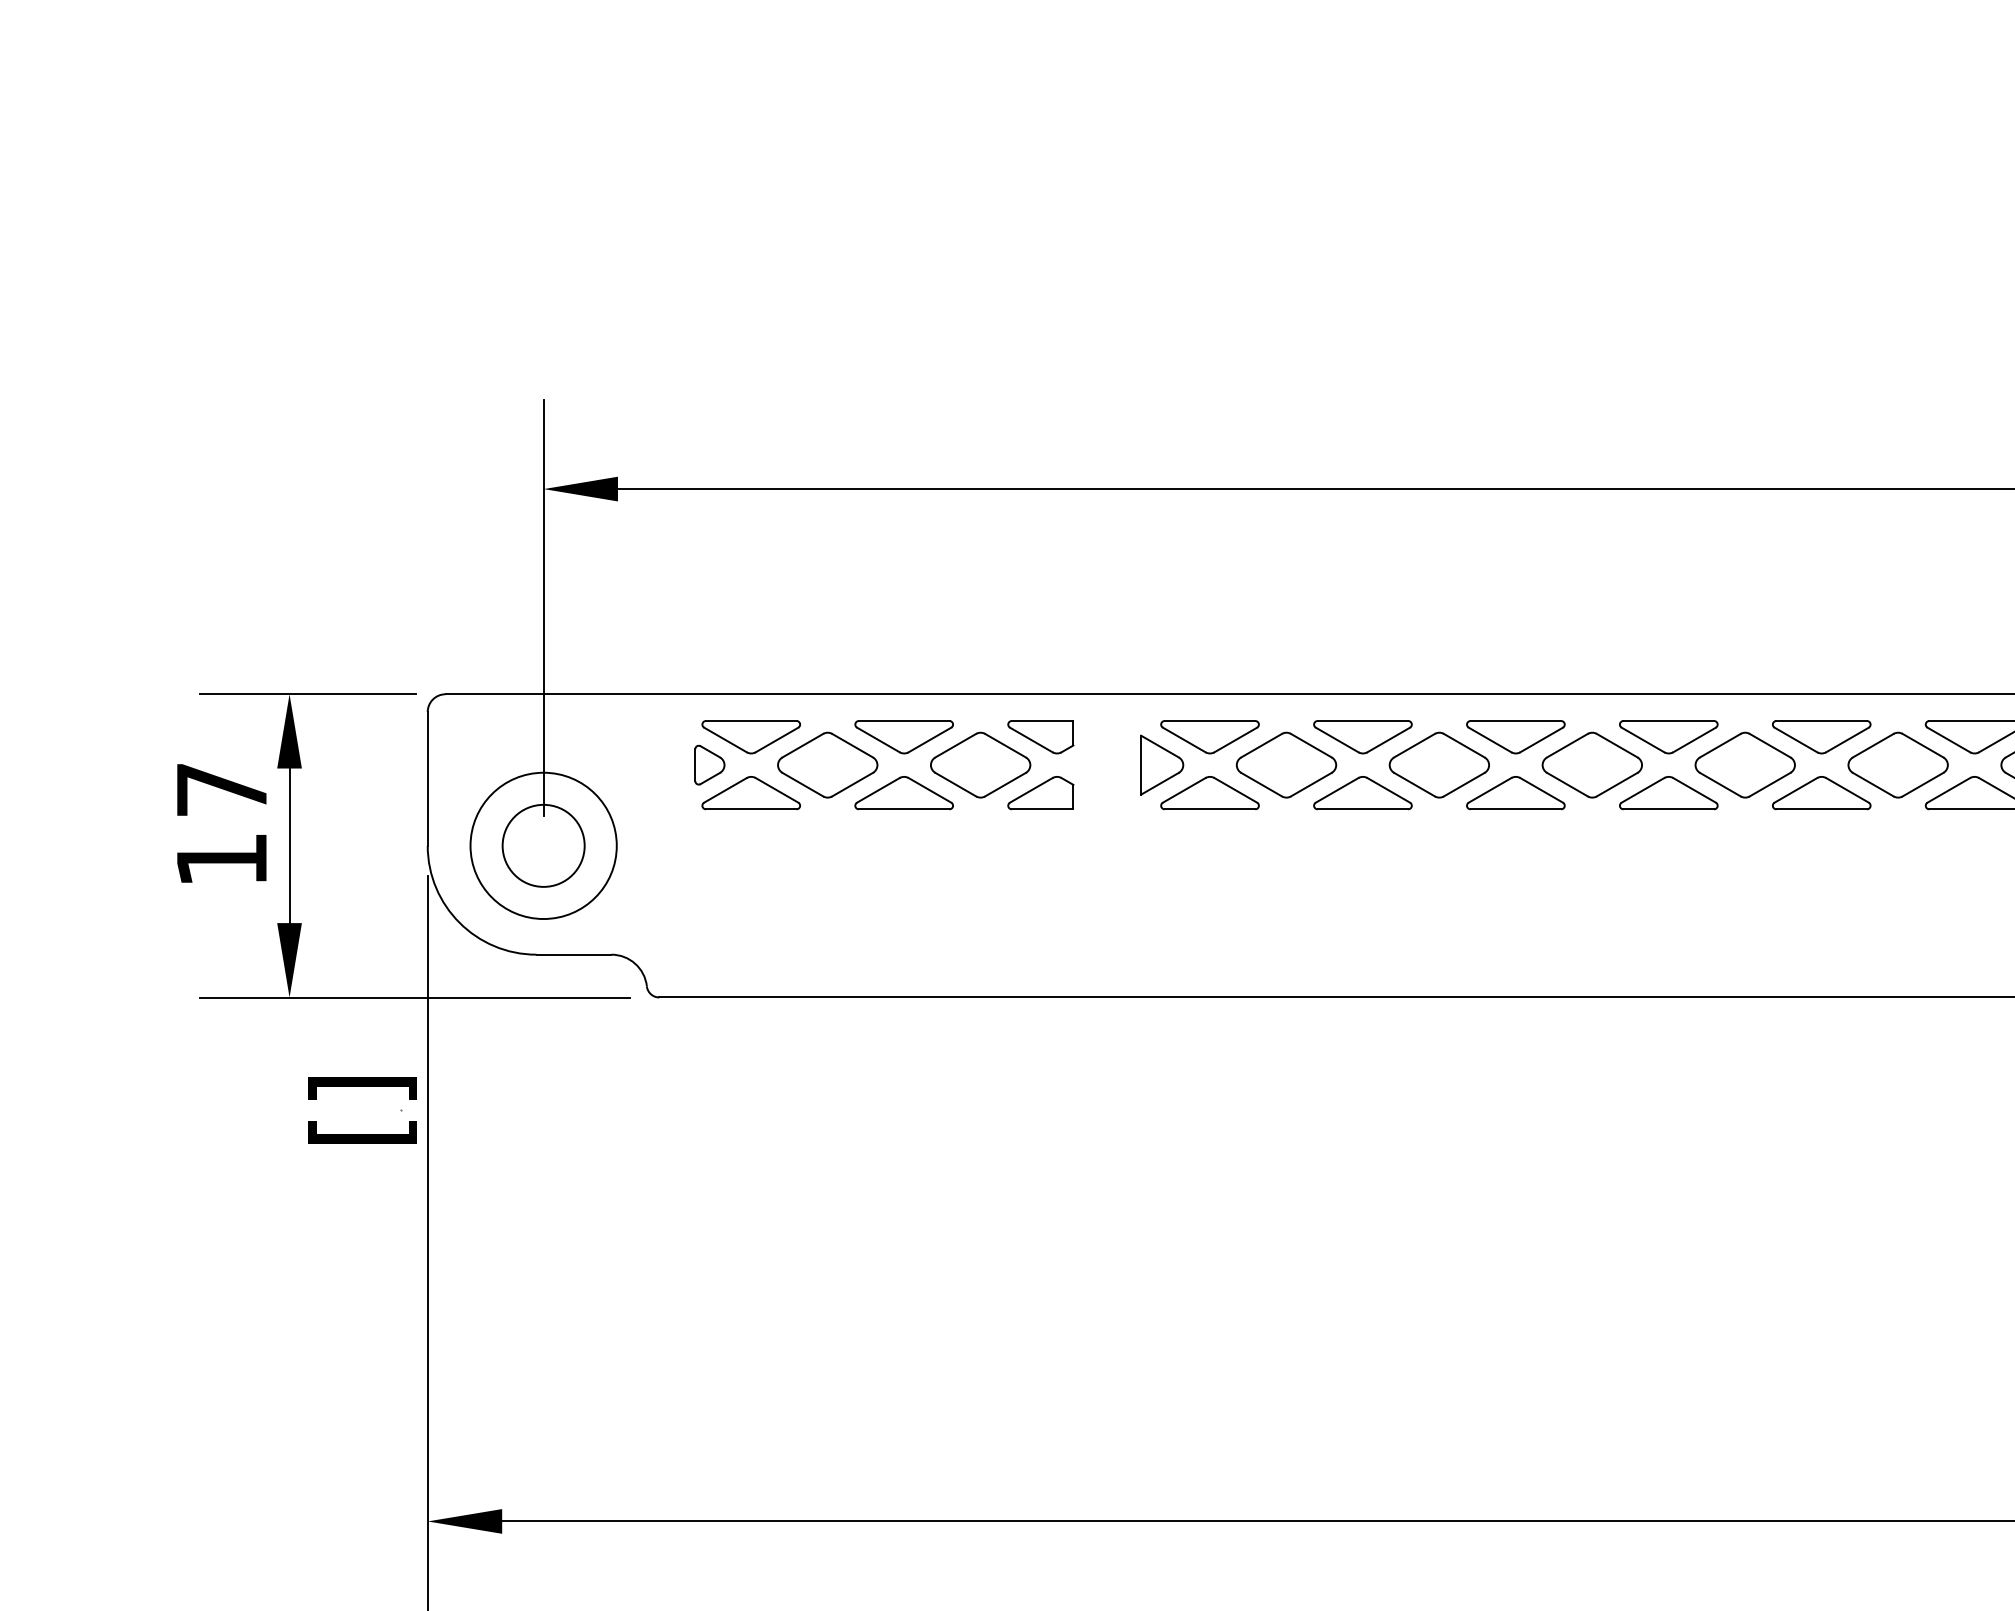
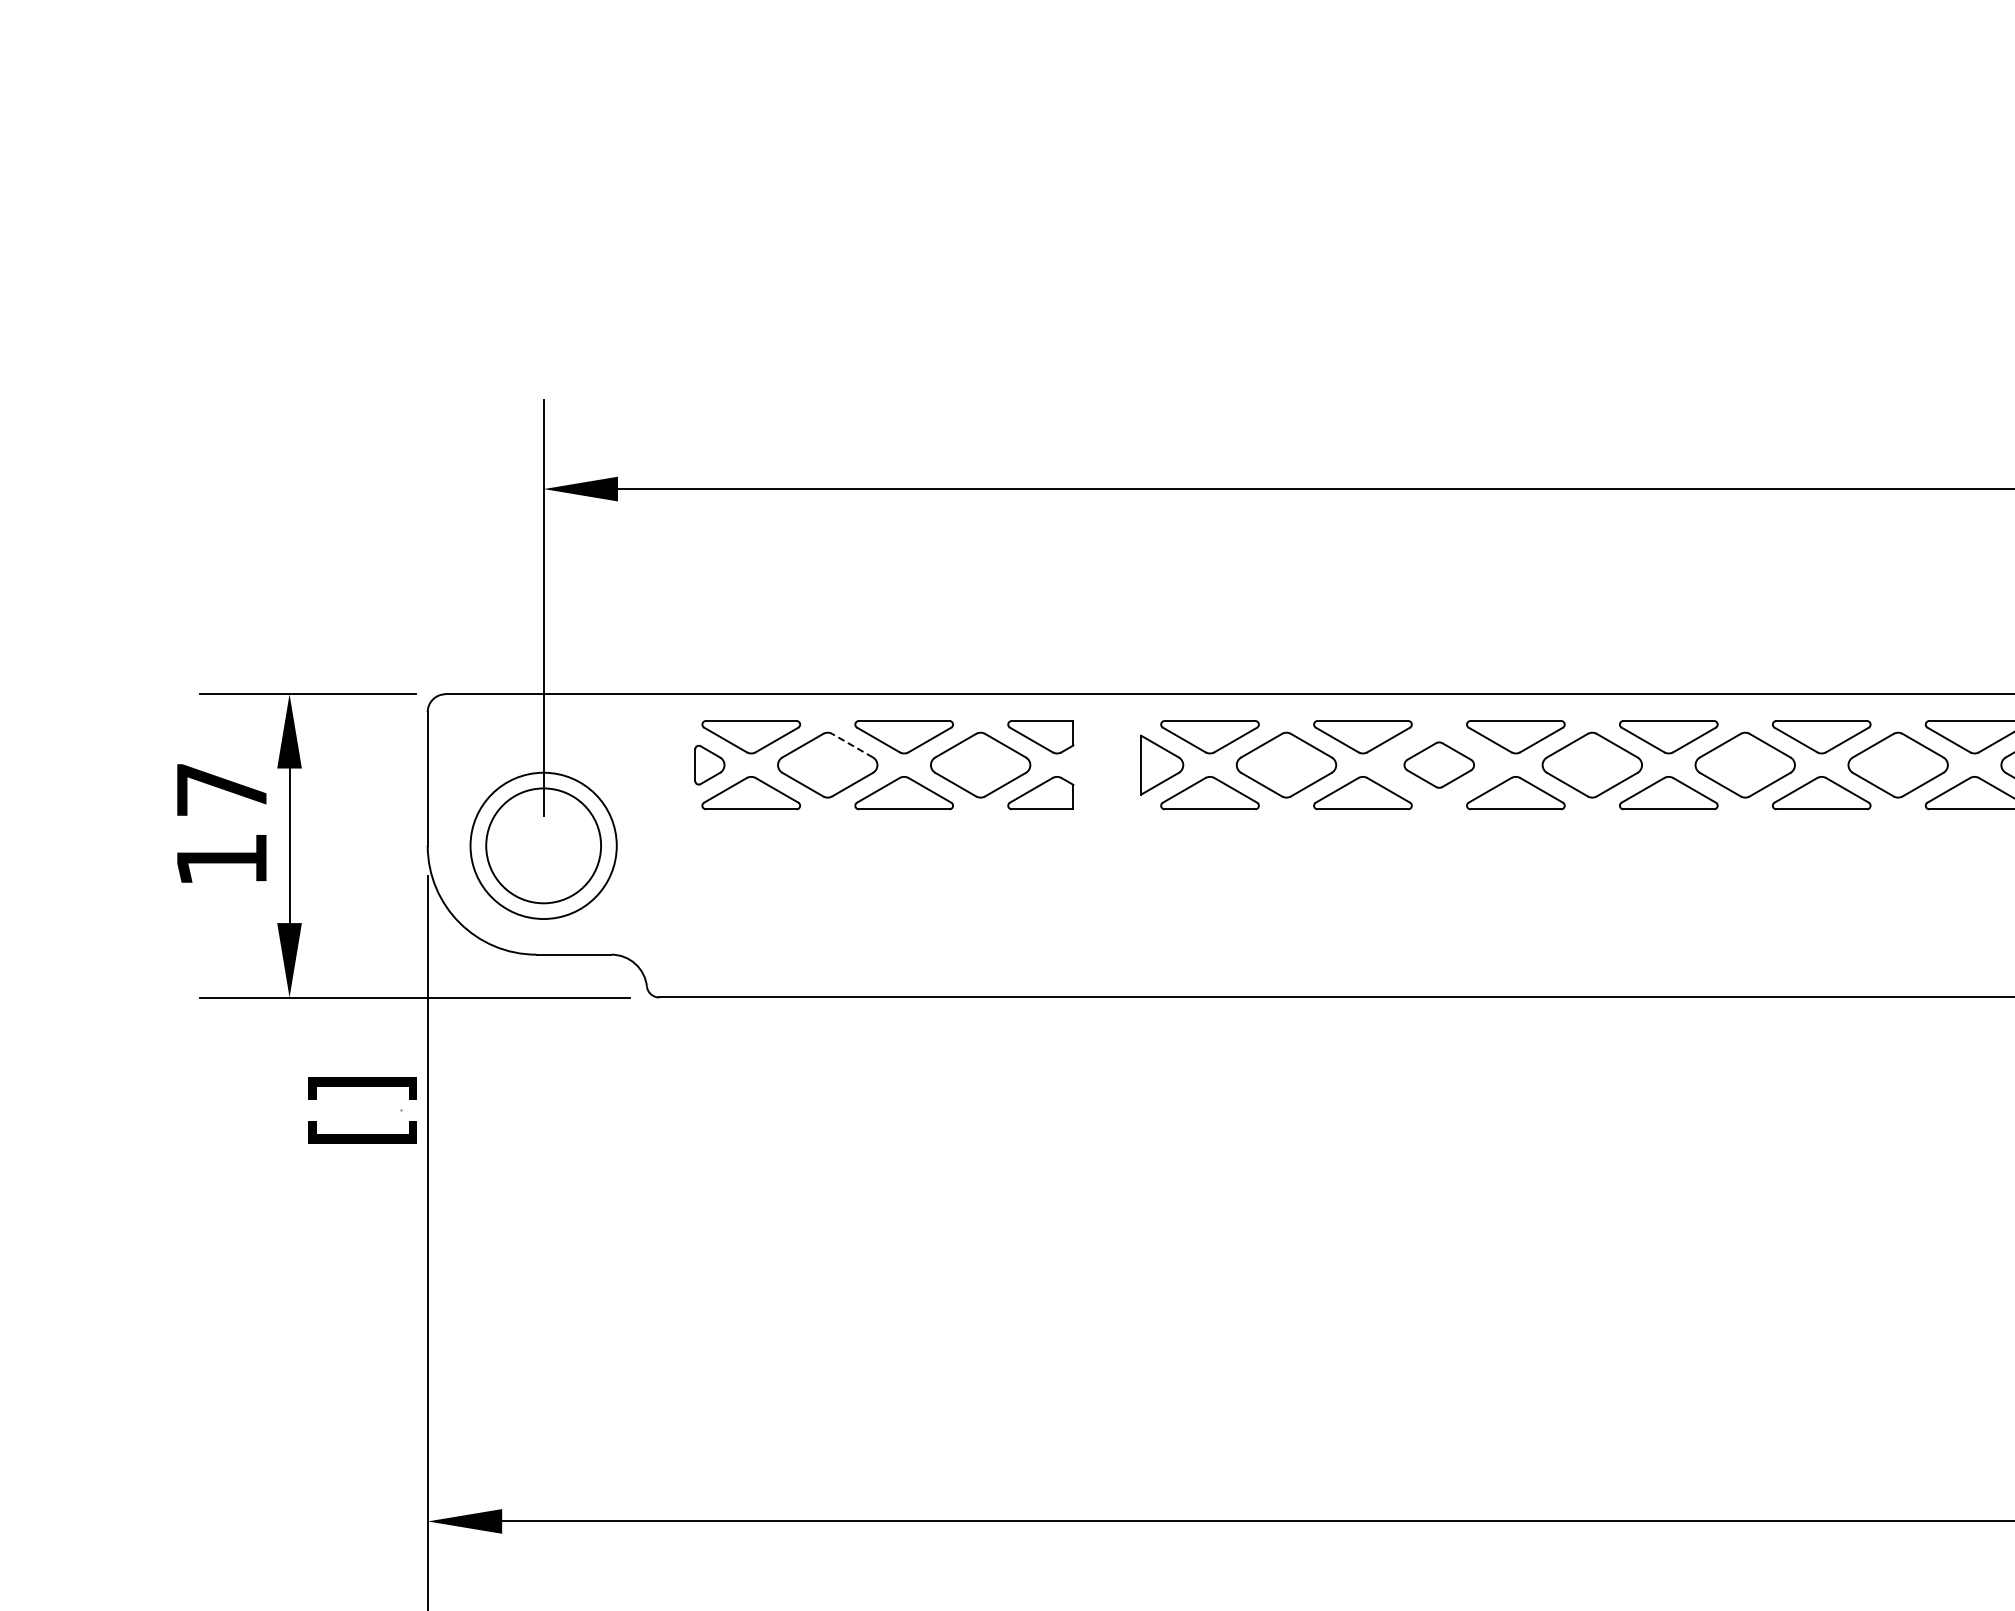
line: solid -> dashed (852, 745)
part size: 102x68 px -> 72x48 px (1438, 764)
circle diameter: 82 px -> 115 px (543, 845)
